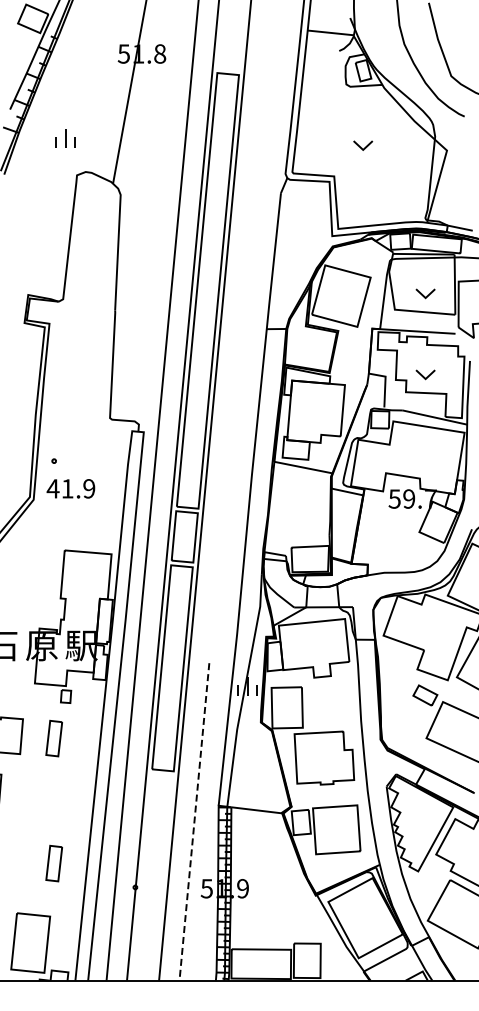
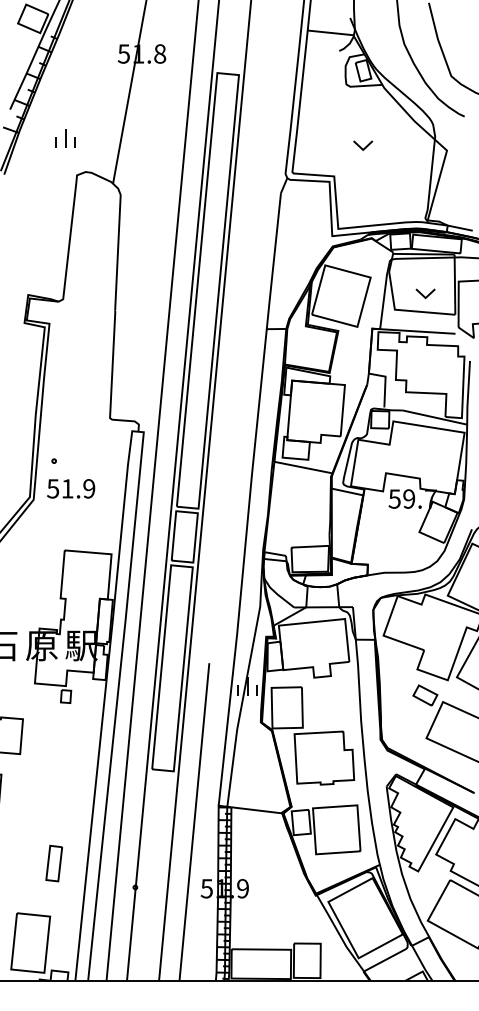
part: present -> none (425, 374)
text: 41.9 -> 51.9 (52, 488)
part: present -> none (53, 738)
line: dashed -> solid (194, 822)
